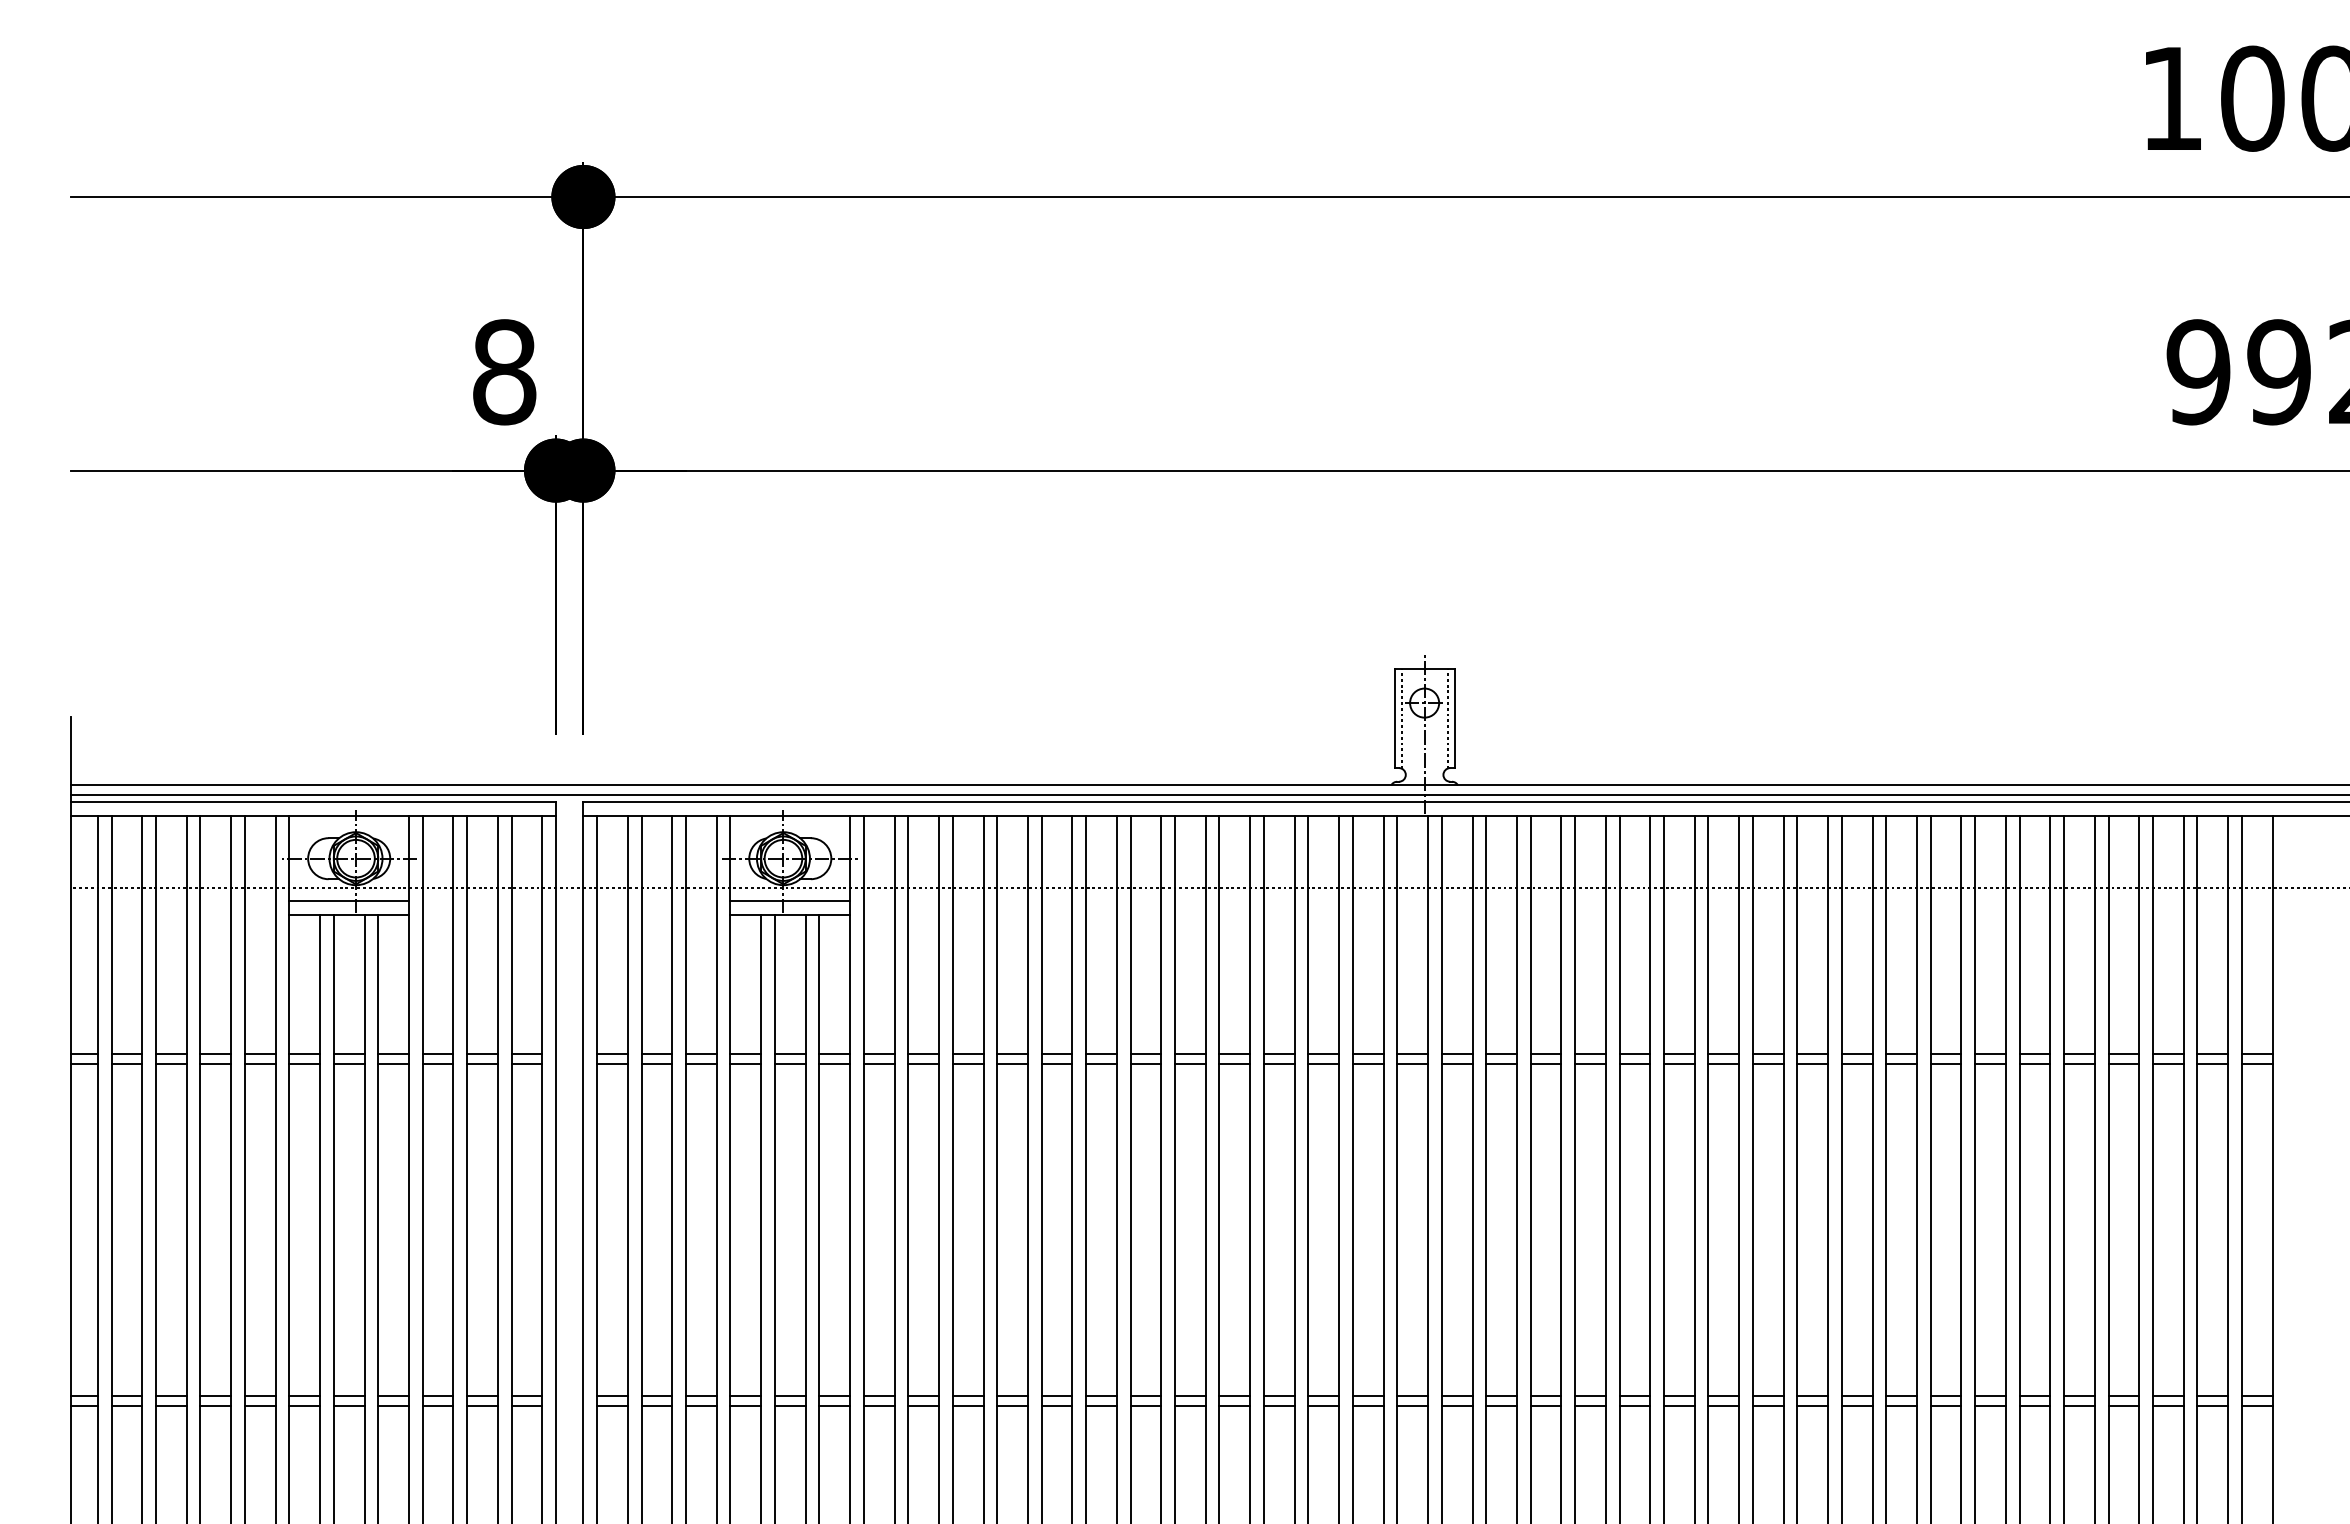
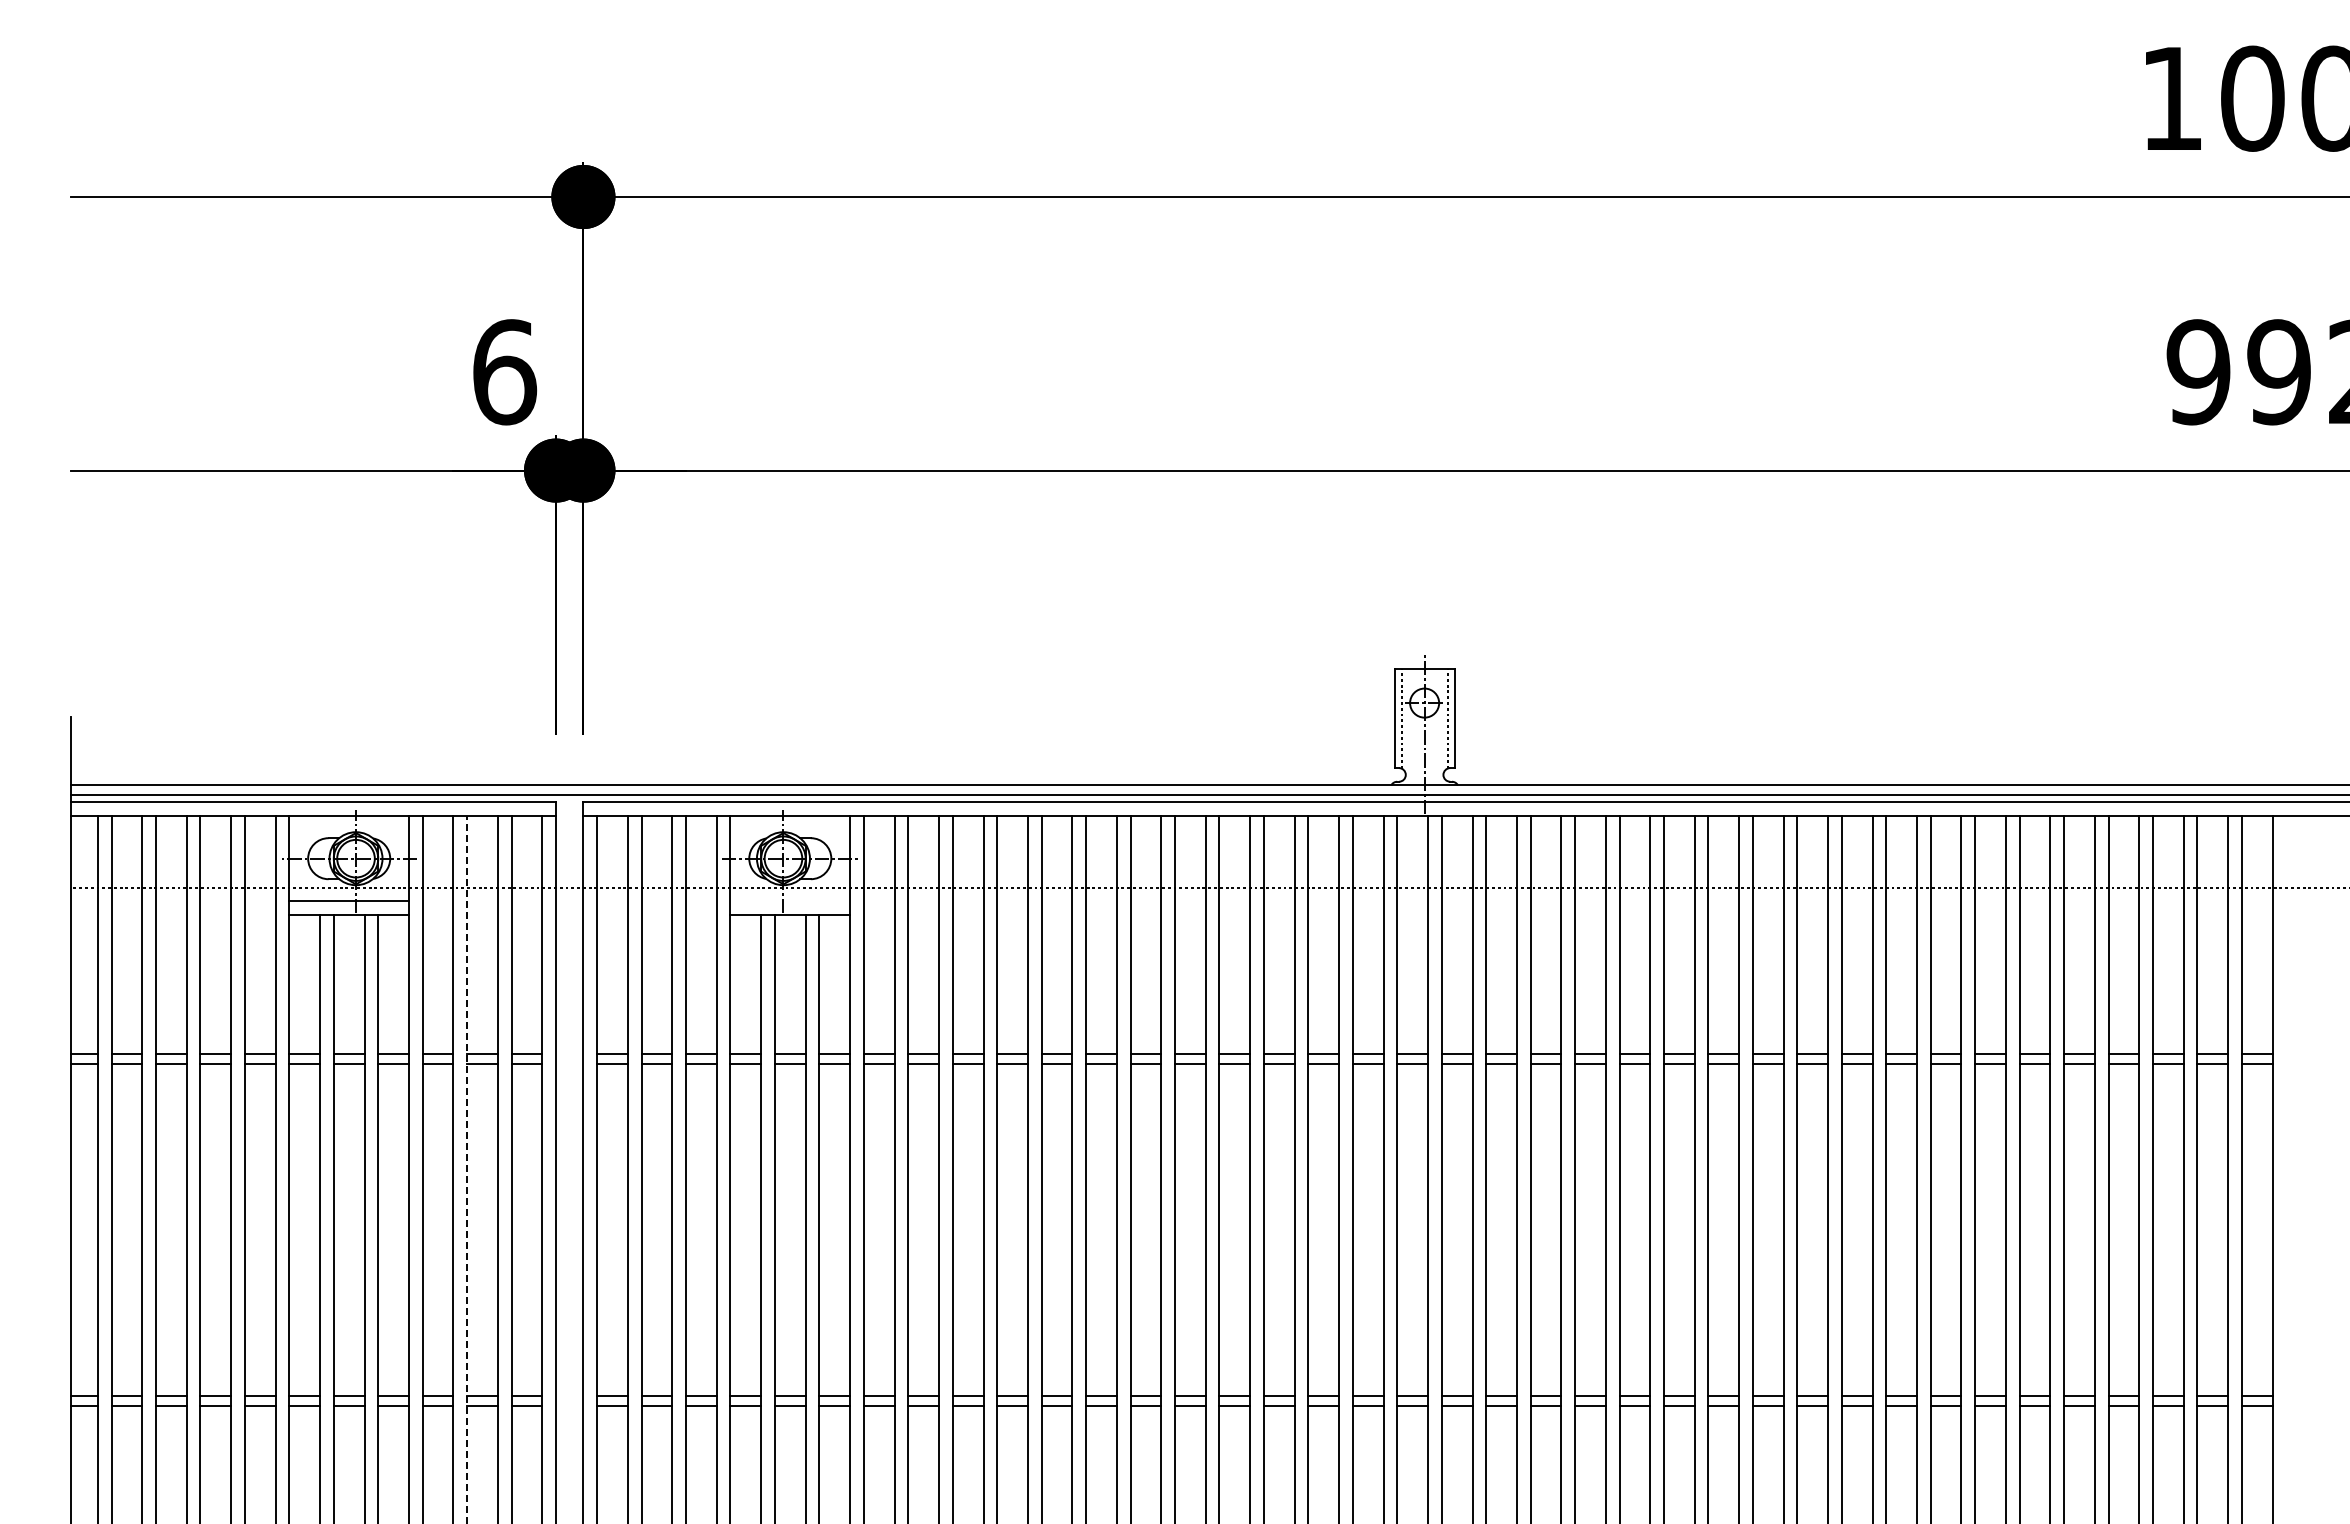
text: 8 -> 6 (505, 372)
line: present -> none (790, 901)
line: solid -> dashed (467, 1169)
